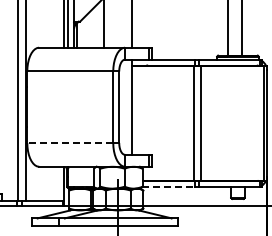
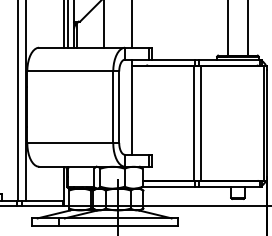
line position: (241, 28) -> (247, 28) (247, 28)
line: dashed -> solid (70, 142)
line: dashed -> solid (169, 187)
